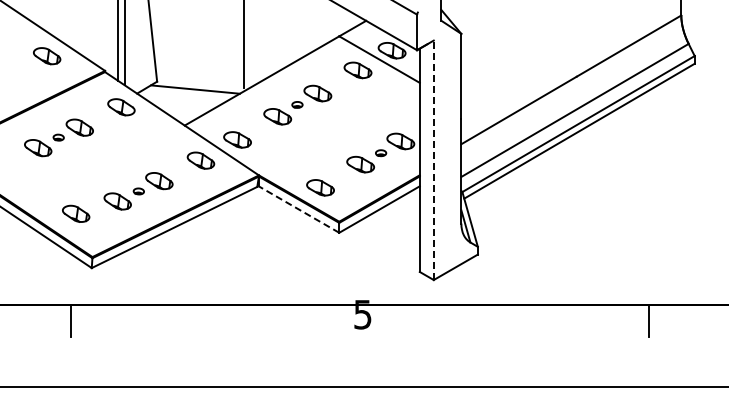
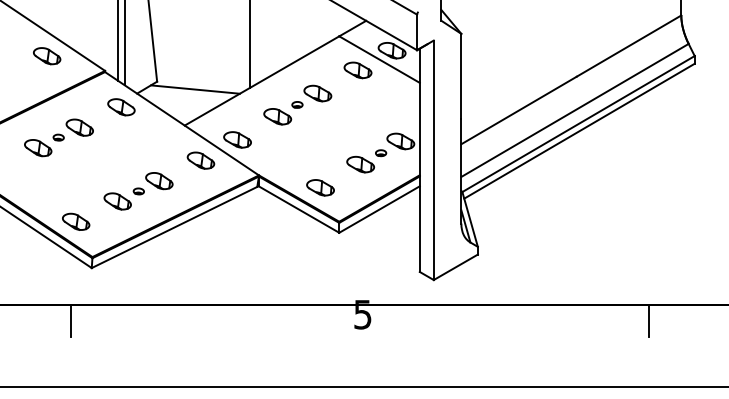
line position: (243, 45) -> (249, 45) (249, 45)
line: dashed -> solid (433, 160)
line: dashed -> solid (298, 209)
part position: (76, 213) -> (76, 221) (76, 221)
